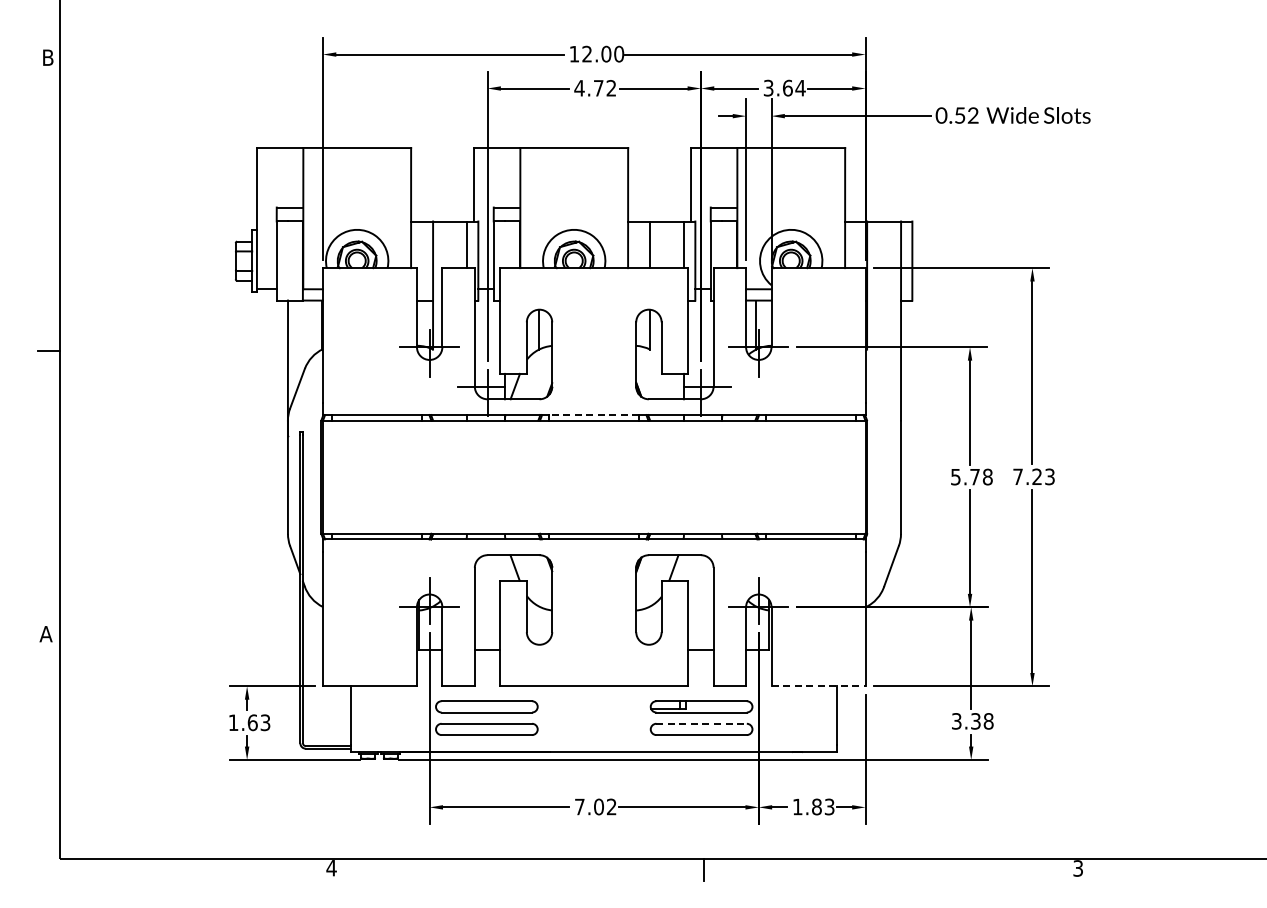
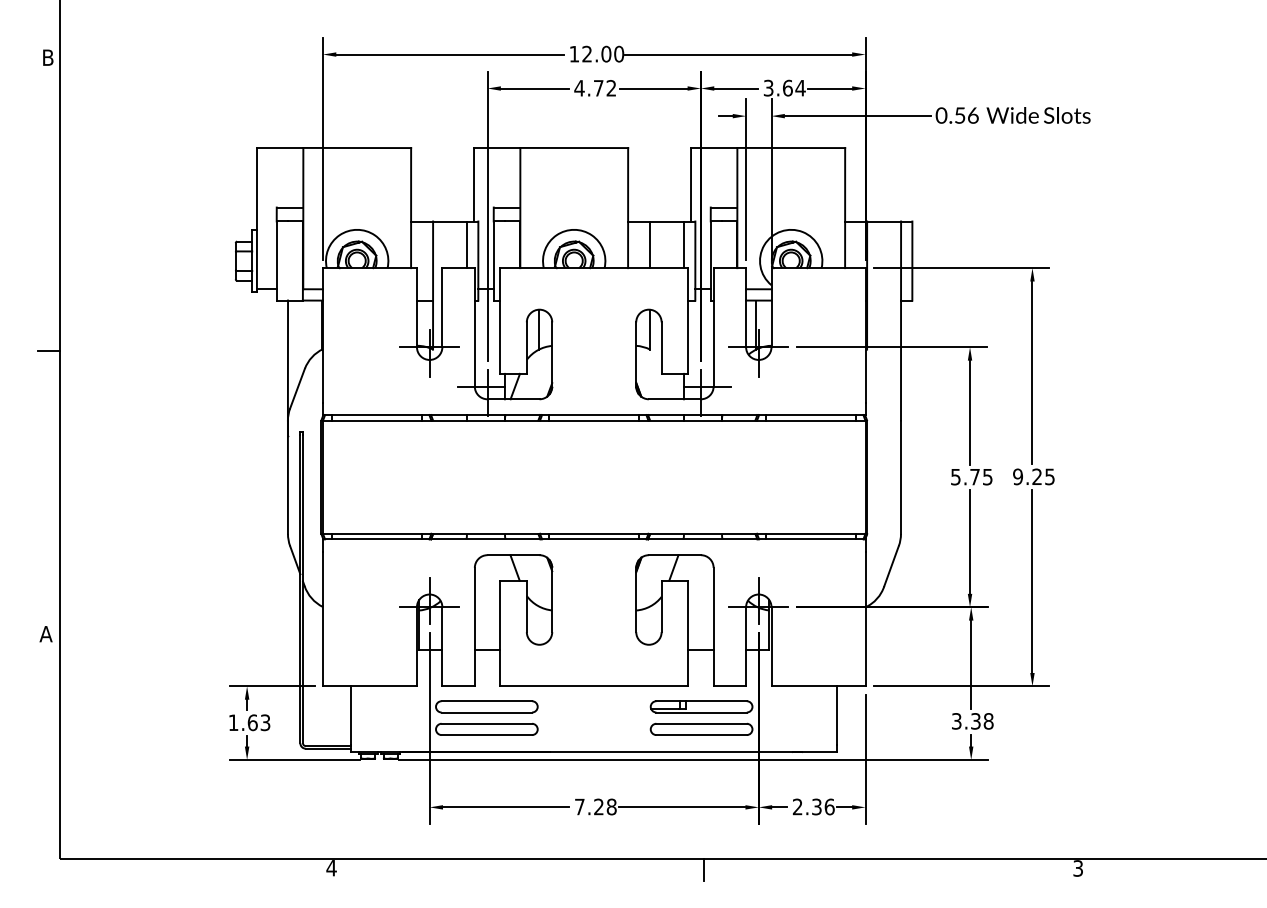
text: 0.52 -> 0.56 (972, 115)
line: dashed -> solid (593, 415)
text: 5.78 -> 5.75 (987, 476)
text: 7.23 -> 9.25 (1033, 476)
line: dashed -> solid (818, 686)
line: dashed -> solid (702, 723)
text: 7.02 -> 7.28 (605, 806)
text: 1.83 -> 2.36 (813, 806)
